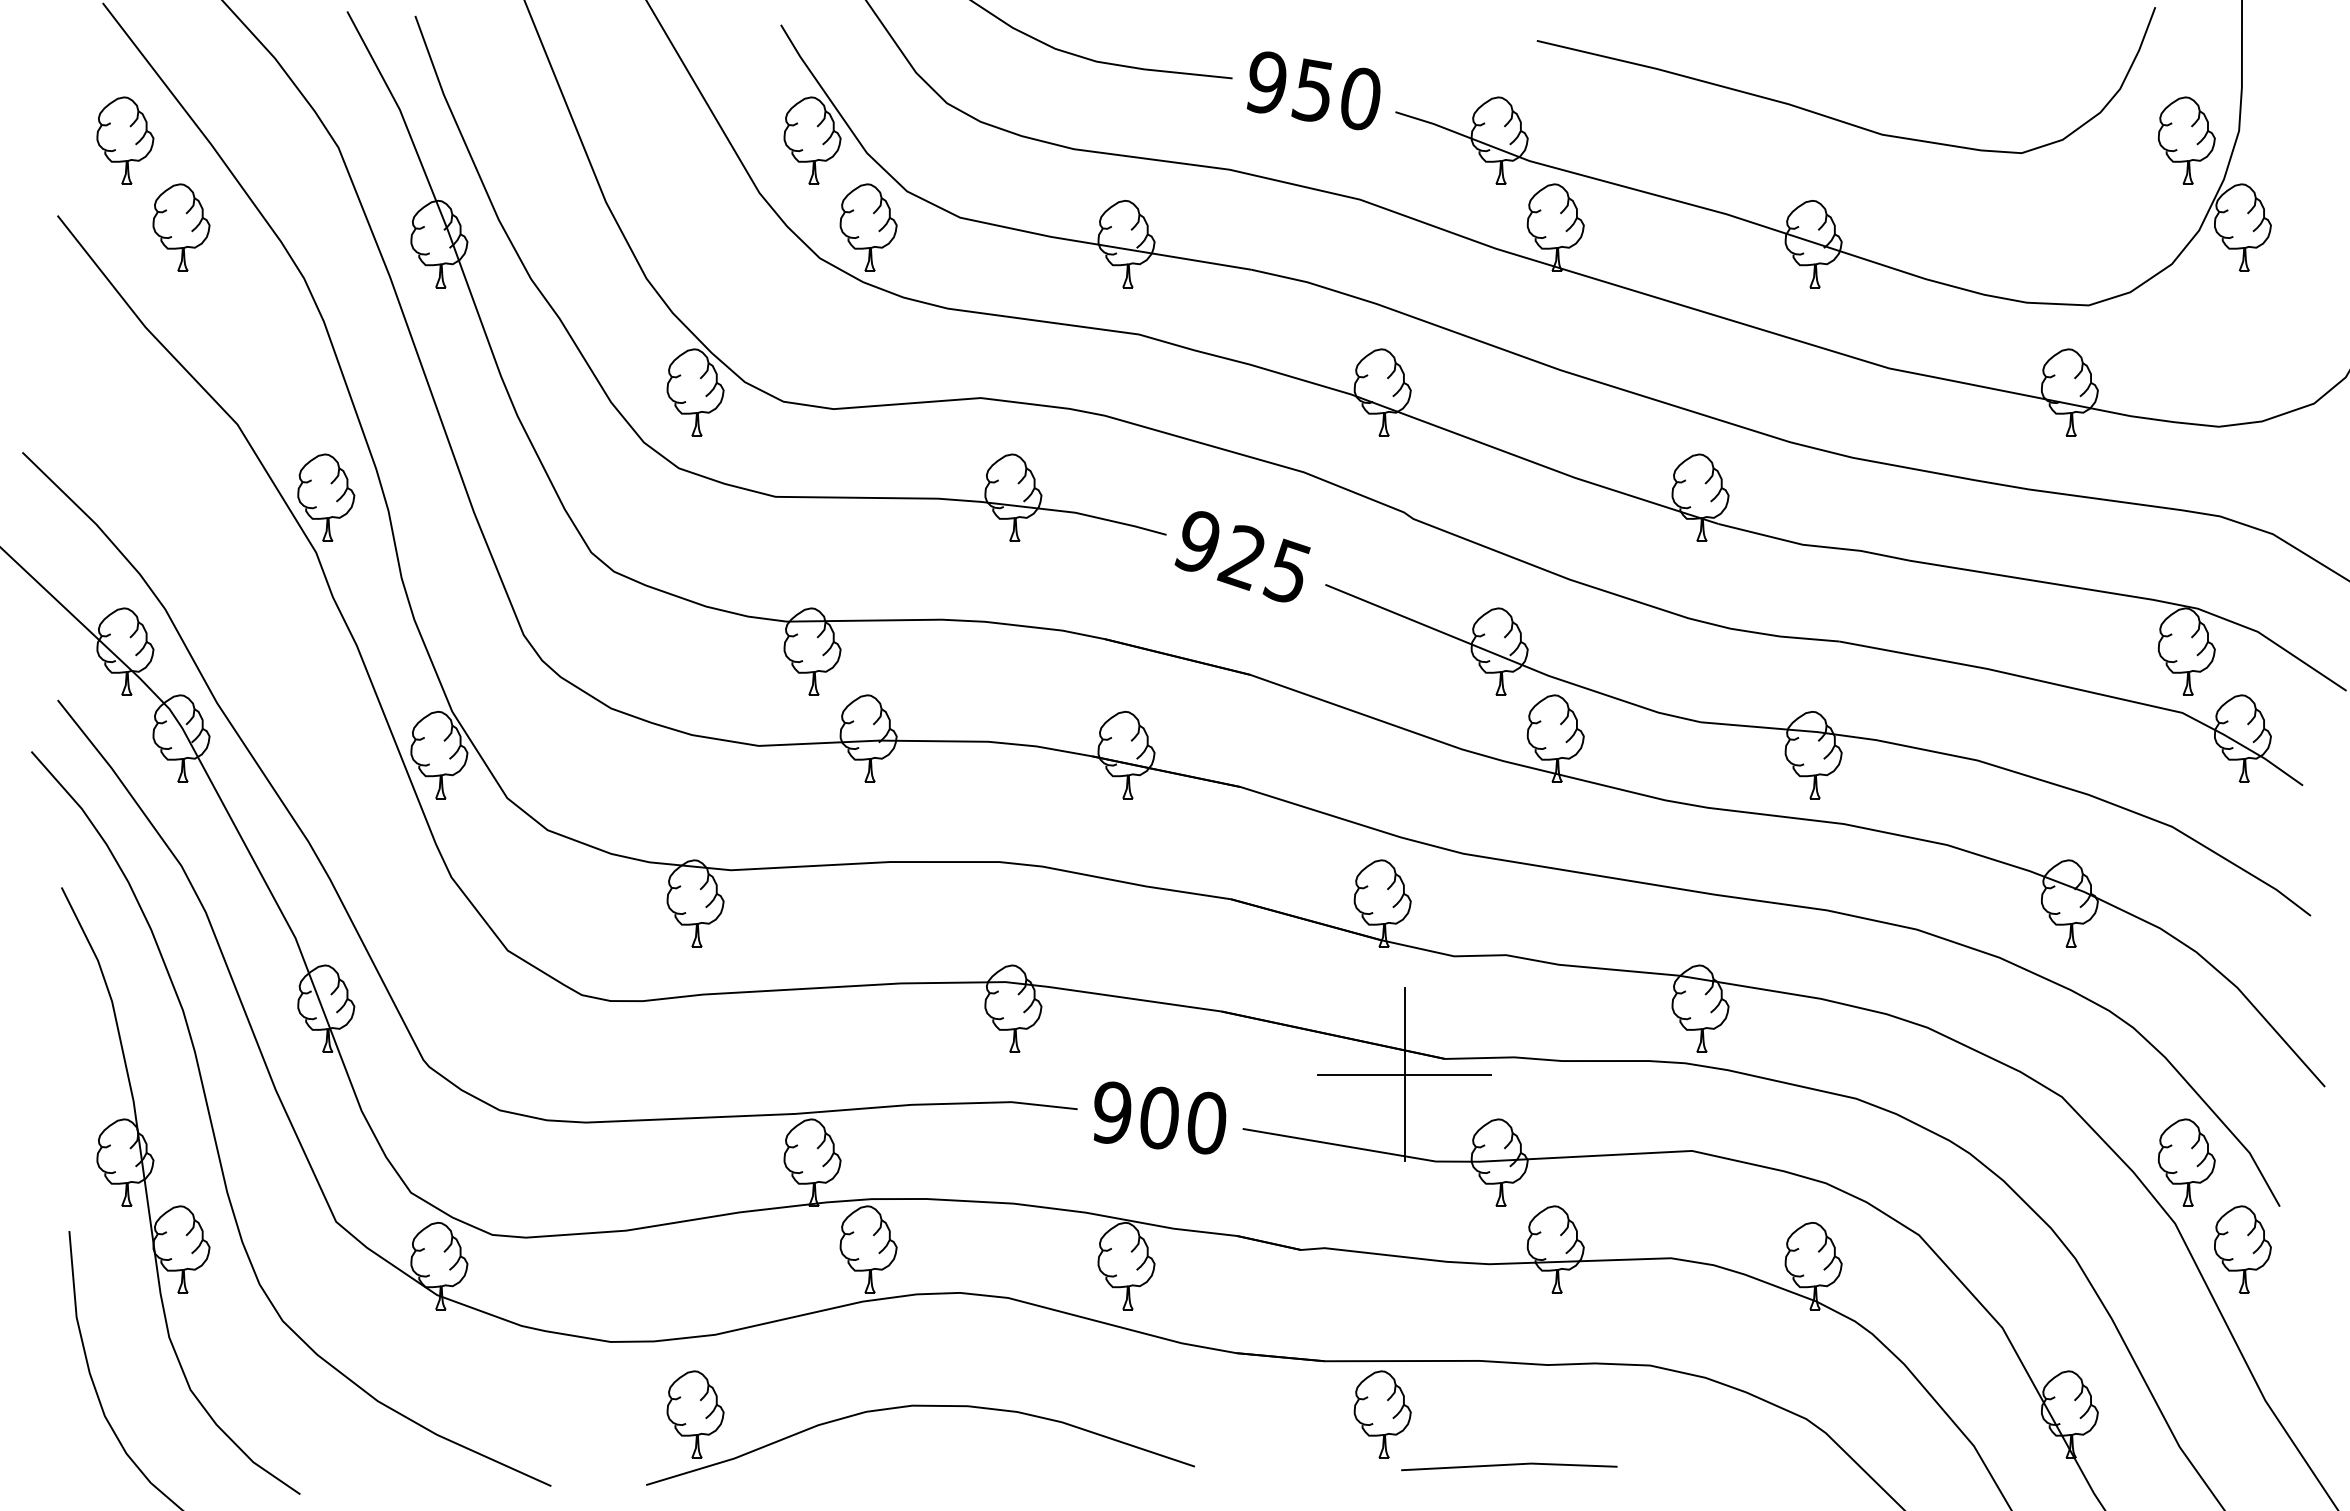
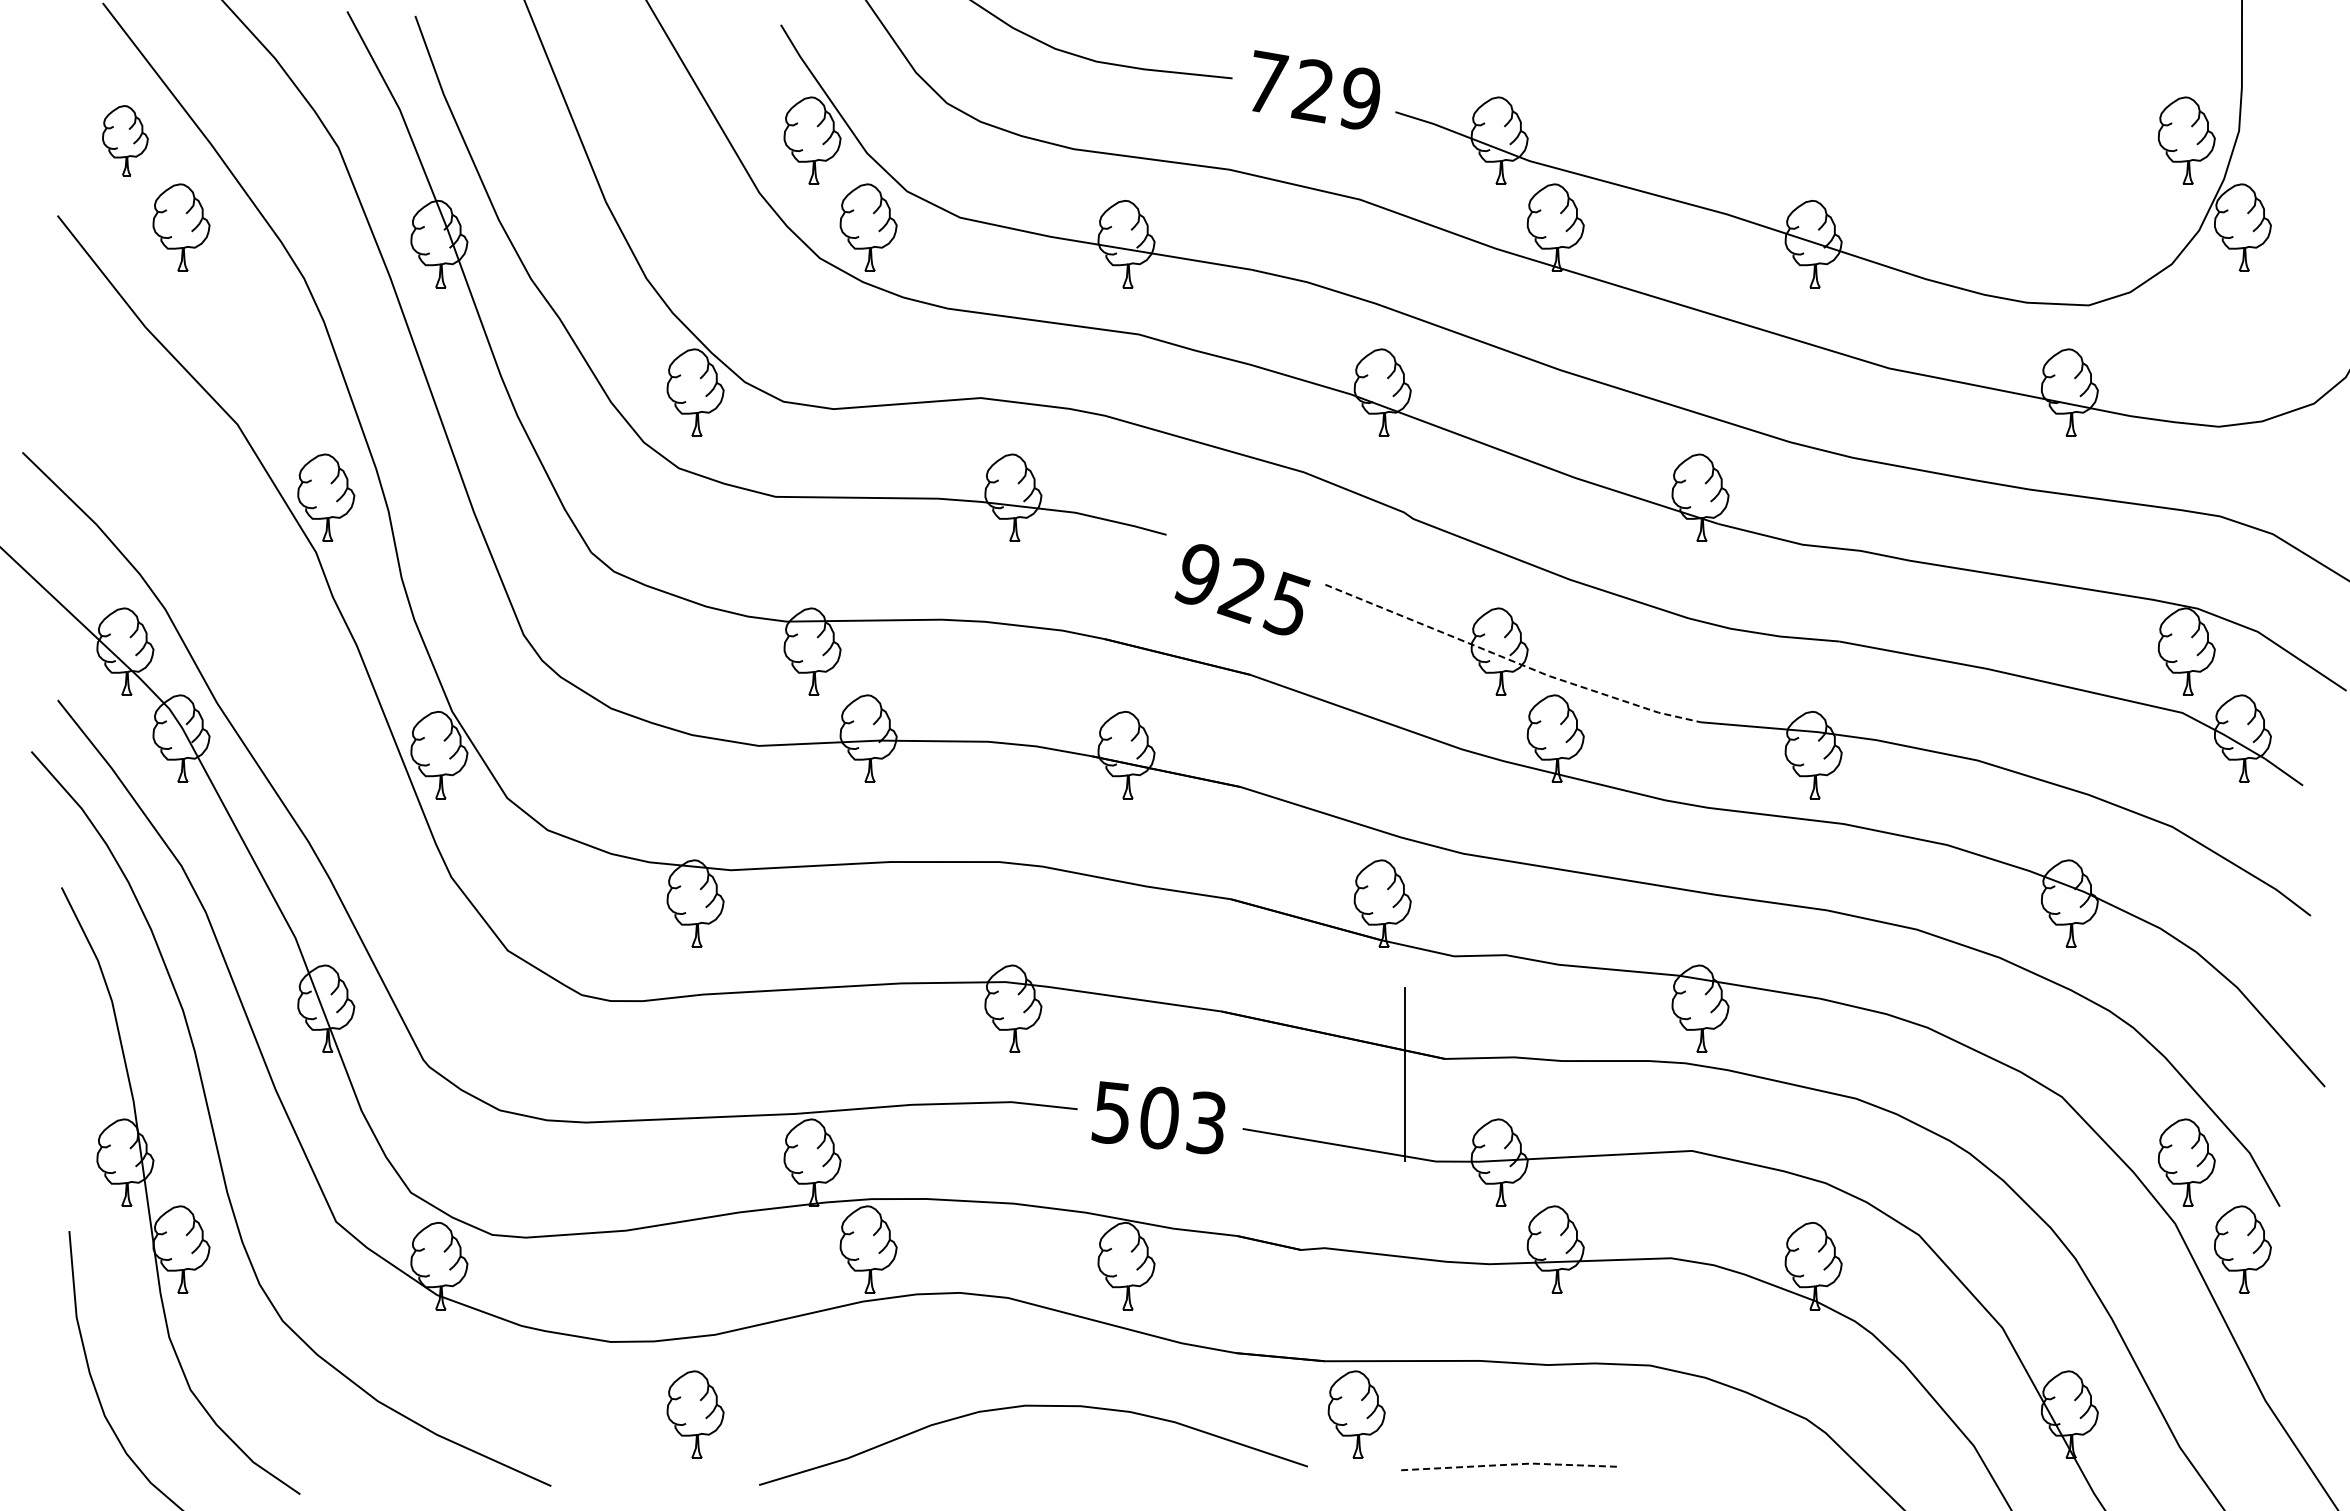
text: 950 -> 729 (1313, 90)
curve: present -> none (1833, 117)
part size: 59x89 px -> 47x72 px (125, 140)
text position: (1242, 556) -> (1242, 589) (1242, 589)
line: solid -> dashed (1511, 660)
line: present -> none (1404, 1074)
text: 900 -> 503 (1158, 1117)
curve position: (920, 1406) -> (1033, 1406) (1033, 1406)
part position: (1382, 1414) -> (1356, 1414) (1356, 1414)
line: solid -> dashed (1510, 1464)
